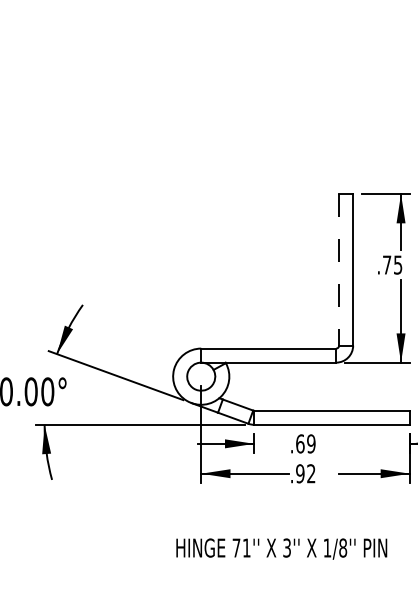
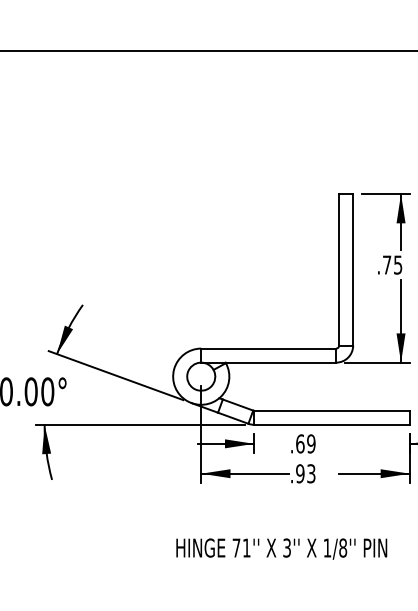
line: none -> present (208, 51)
line: dashed -> solid (339, 269)
text: .92 -> .93 (311, 473)
